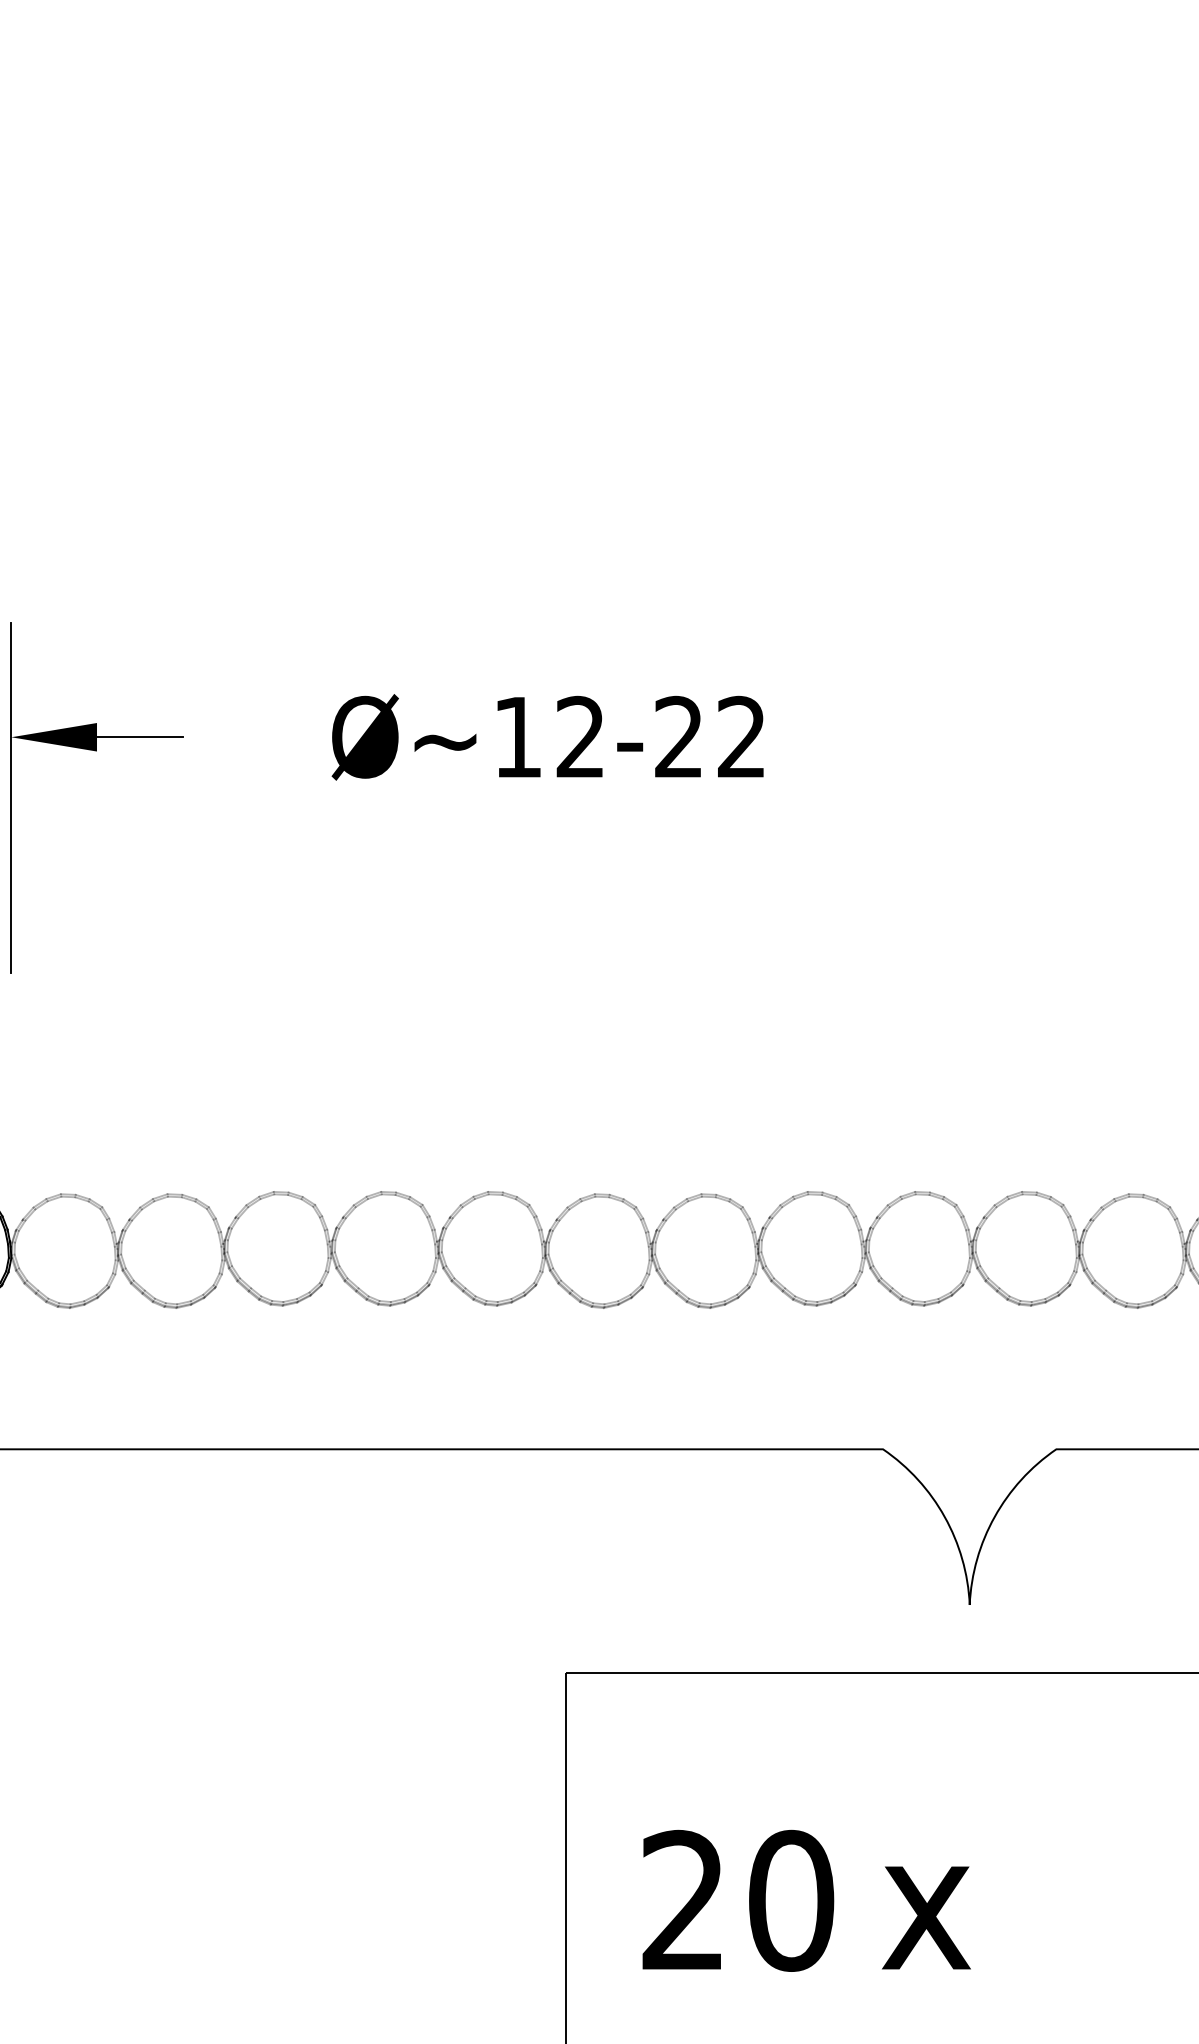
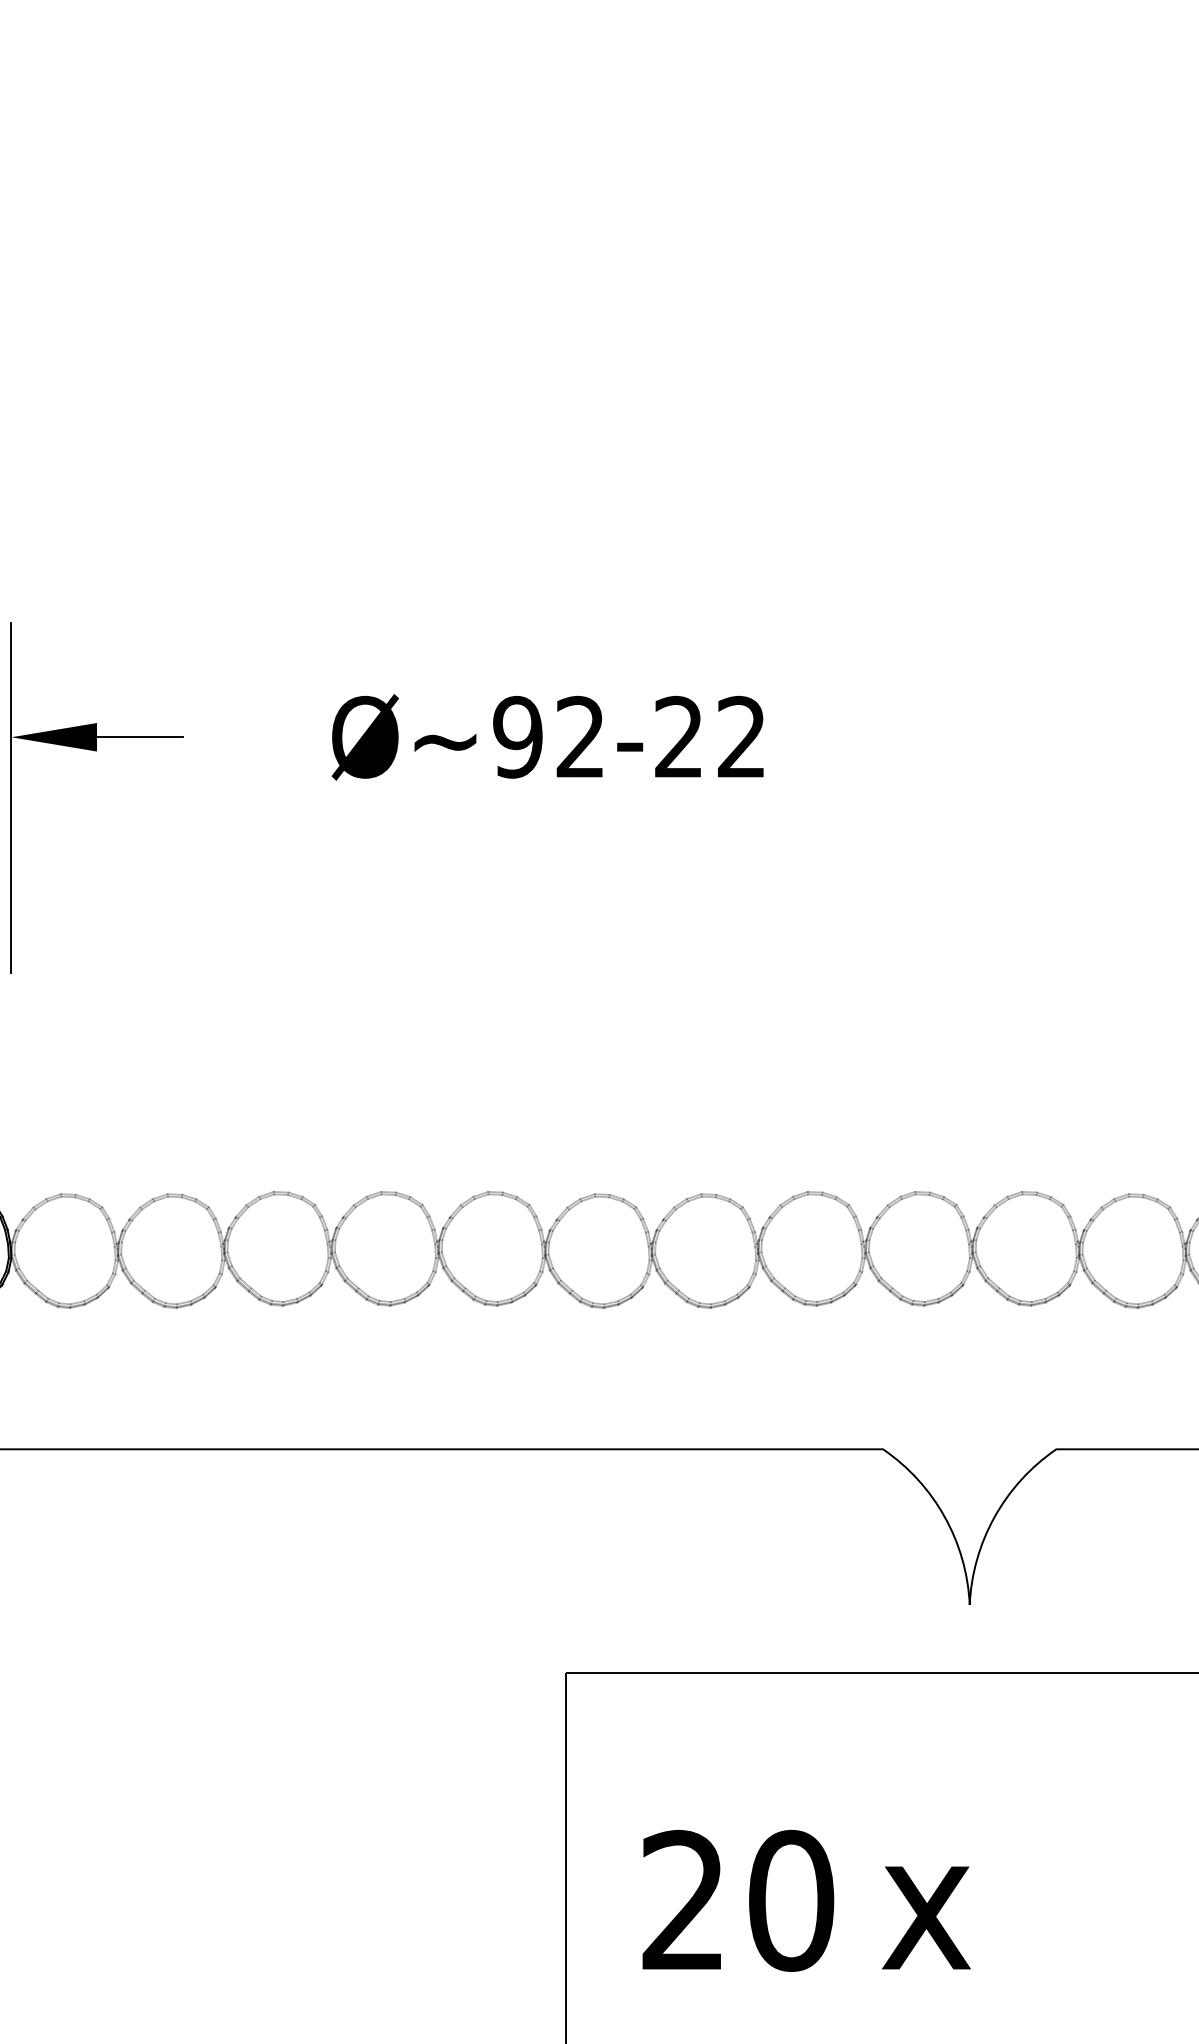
text: Ø~12-22 -> Ø~92-22 (517, 736)
